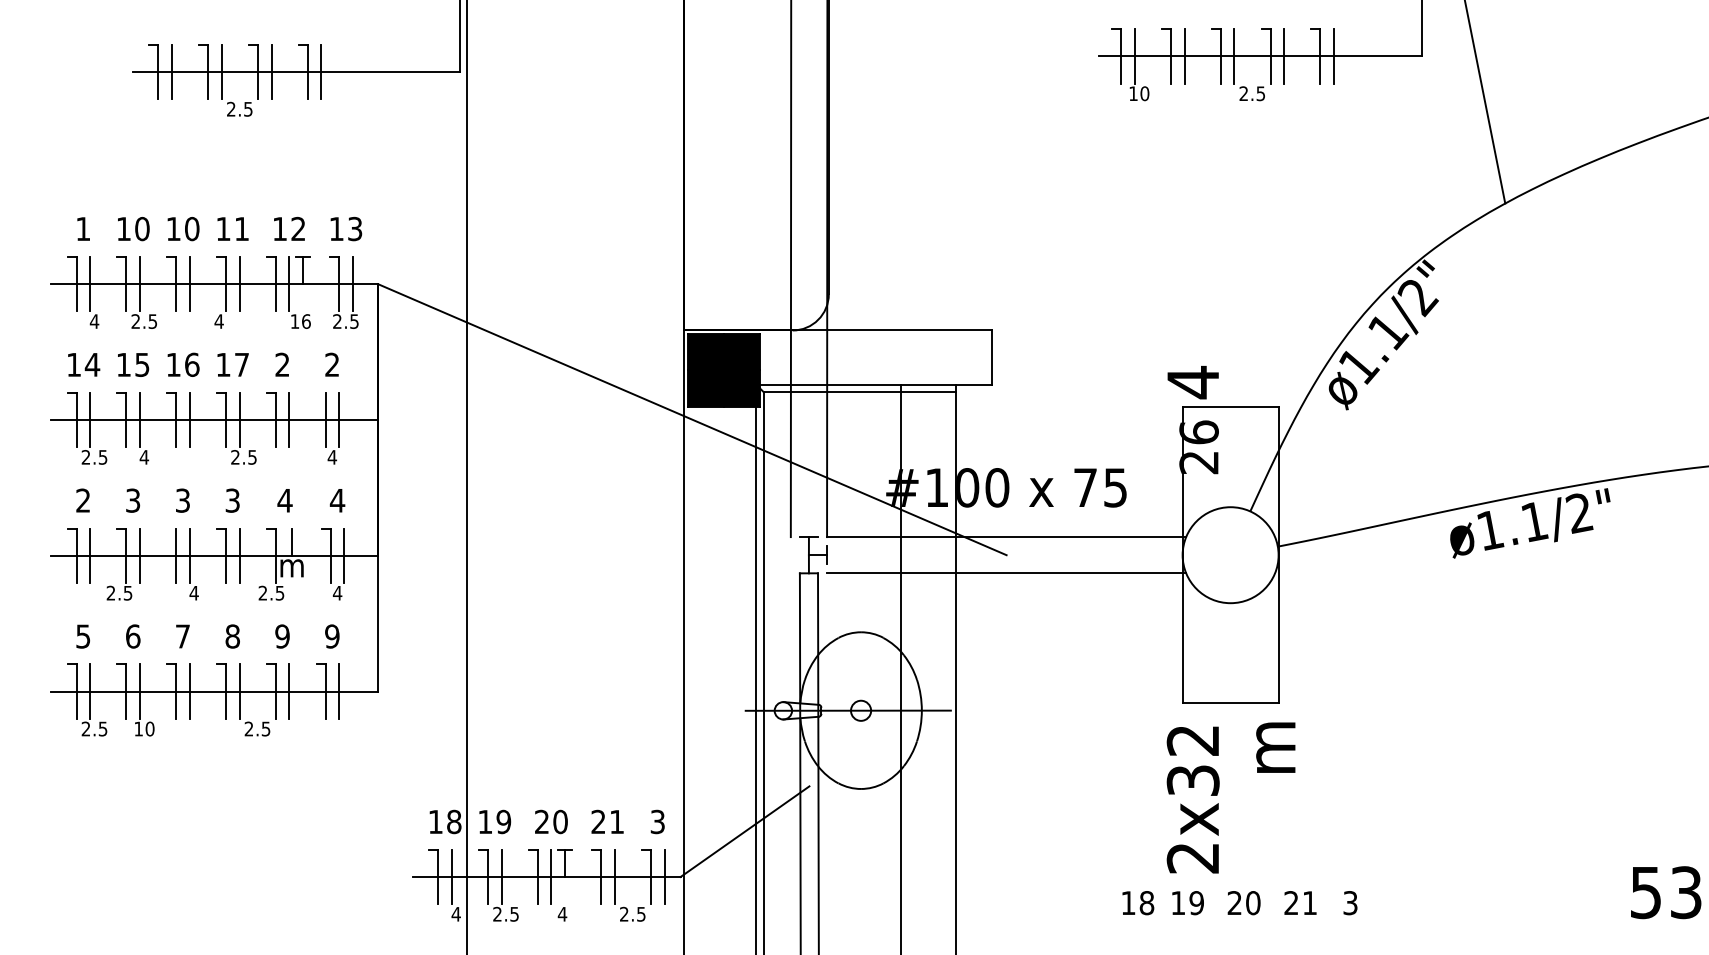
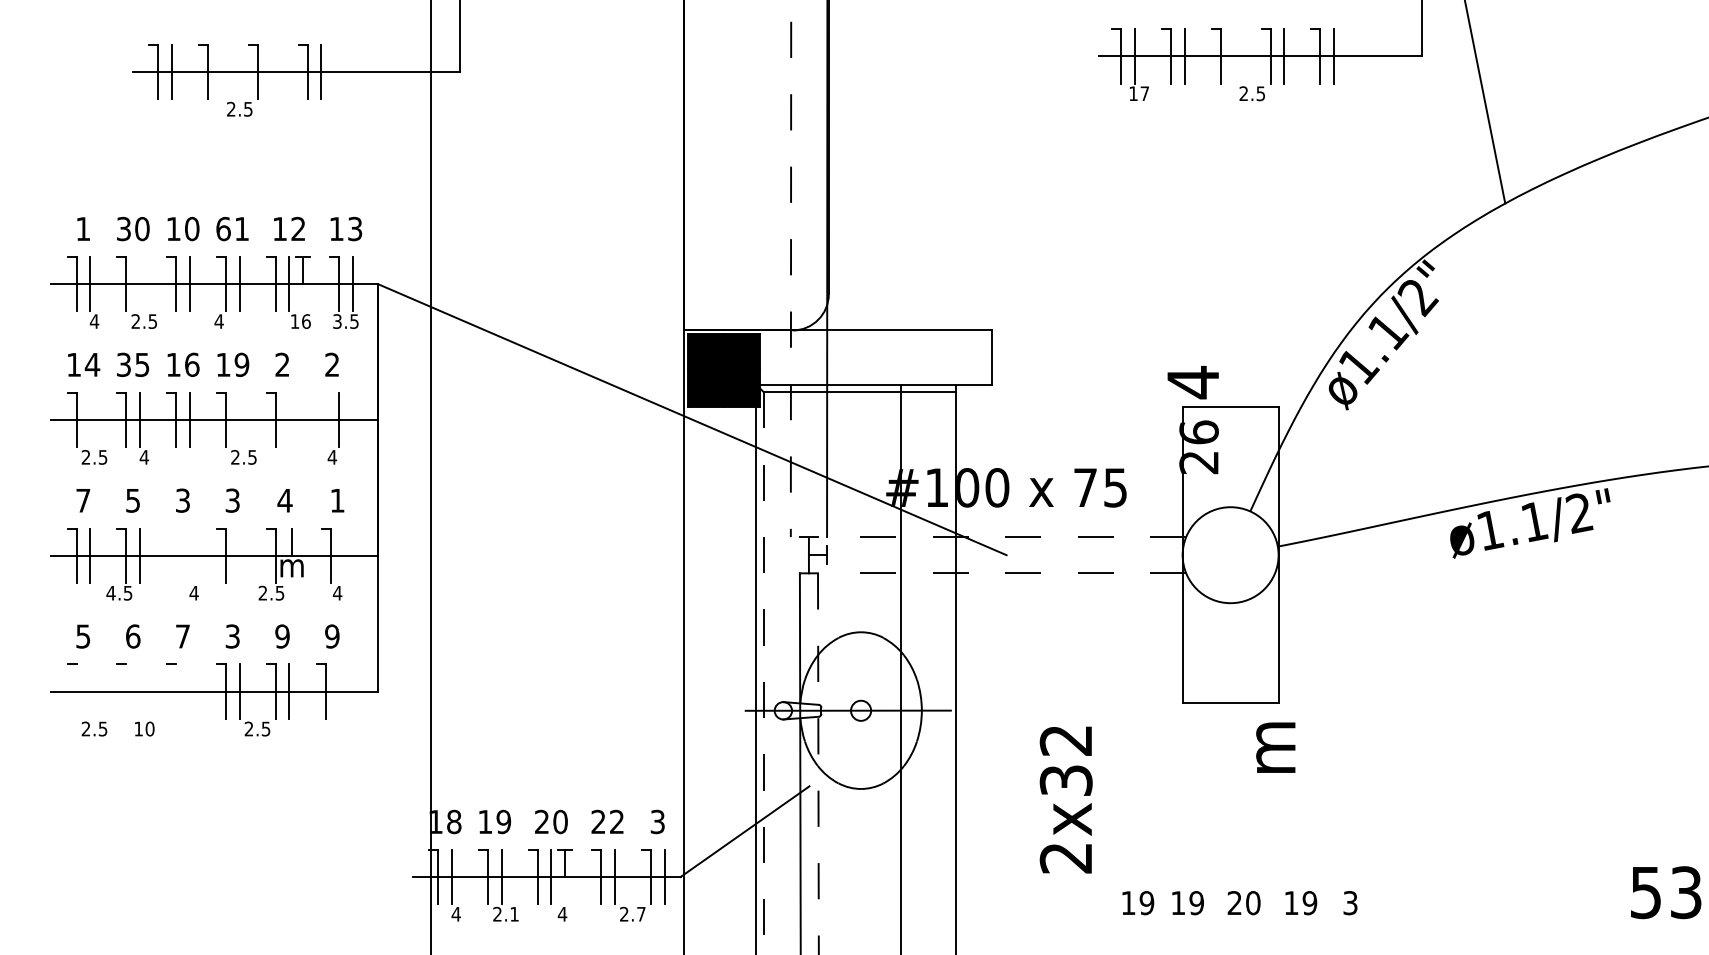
line: present -> none (1234, 56)
line: present -> none (221, 71)
line: present -> none (271, 71)
text: 10 -> 17 (1144, 93)
text: 10 -> 30 (123, 228)
text: 11 -> 61 (223, 228)
line: solid -> dashed (791, 269)
line: present -> none (139, 284)
text: 2.5 -> 3.5 (337, 321)
text: 15 -> 35 (123, 364)
text: 17 -> 19 (241, 364)
line: present -> none (90, 419)
line: present -> none (239, 419)
line: present -> none (289, 419)
line: present -> none (325, 419)
line position: (466, 476) -> (430, 476) (430, 476)
text: 2 -> 7 (83, 500)
text: 3 -> 5 (133, 500)
text: 4 -> 1 (337, 500)
line: solid -> dashed (1006, 537)
line: present -> none (176, 555)
line: present -> none (189, 555)
line: present -> none (239, 555)
line: present -> none (344, 555)
line: solid -> dashed (1006, 573)
text: 2.5 -> 4.5 (110, 592)
text: 8 -> 3 (232, 636)
line: solid -> dashed (763, 673)
line: present -> none (76, 691)
line: present -> none (90, 691)
line: present -> none (126, 691)
line: present -> none (139, 691)
line: present -> none (176, 691)
line: present -> none (189, 691)
line: present -> none (339, 691)
line: solid -> dashed (818, 763)
text position: (1192, 799) -> (1065, 799) (1065, 799)
text: 21 -> 22 (616, 821)
text: 18 -> 19 (1146, 903)
text: 21 -> 19 (1300, 903)
text: 2.5 -> 2.1 (514, 914)
text: 2.5 -> 2.7 (641, 914)
